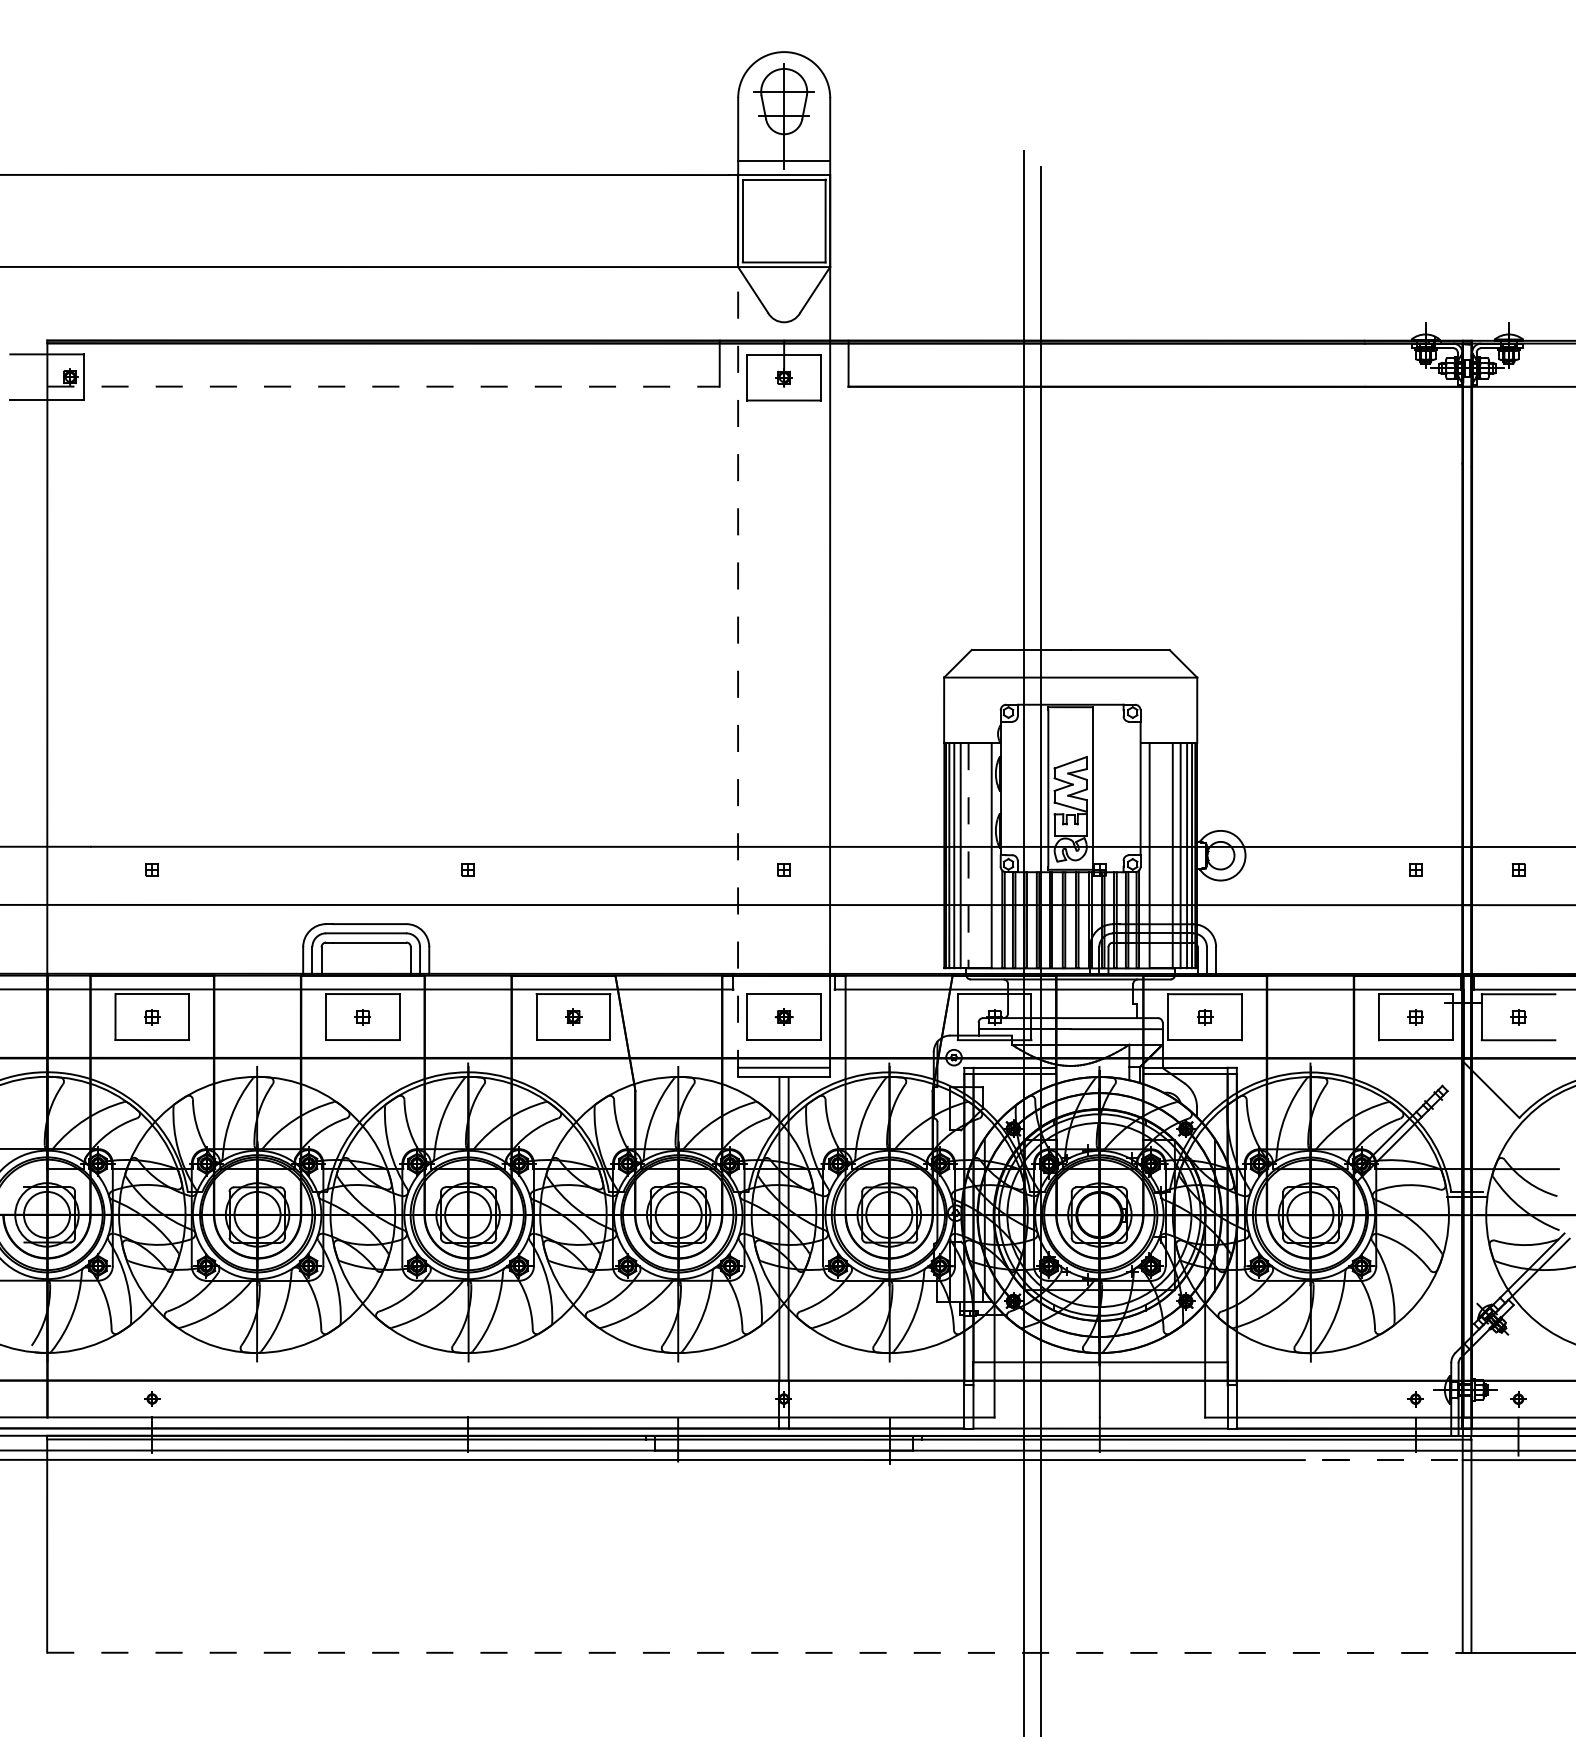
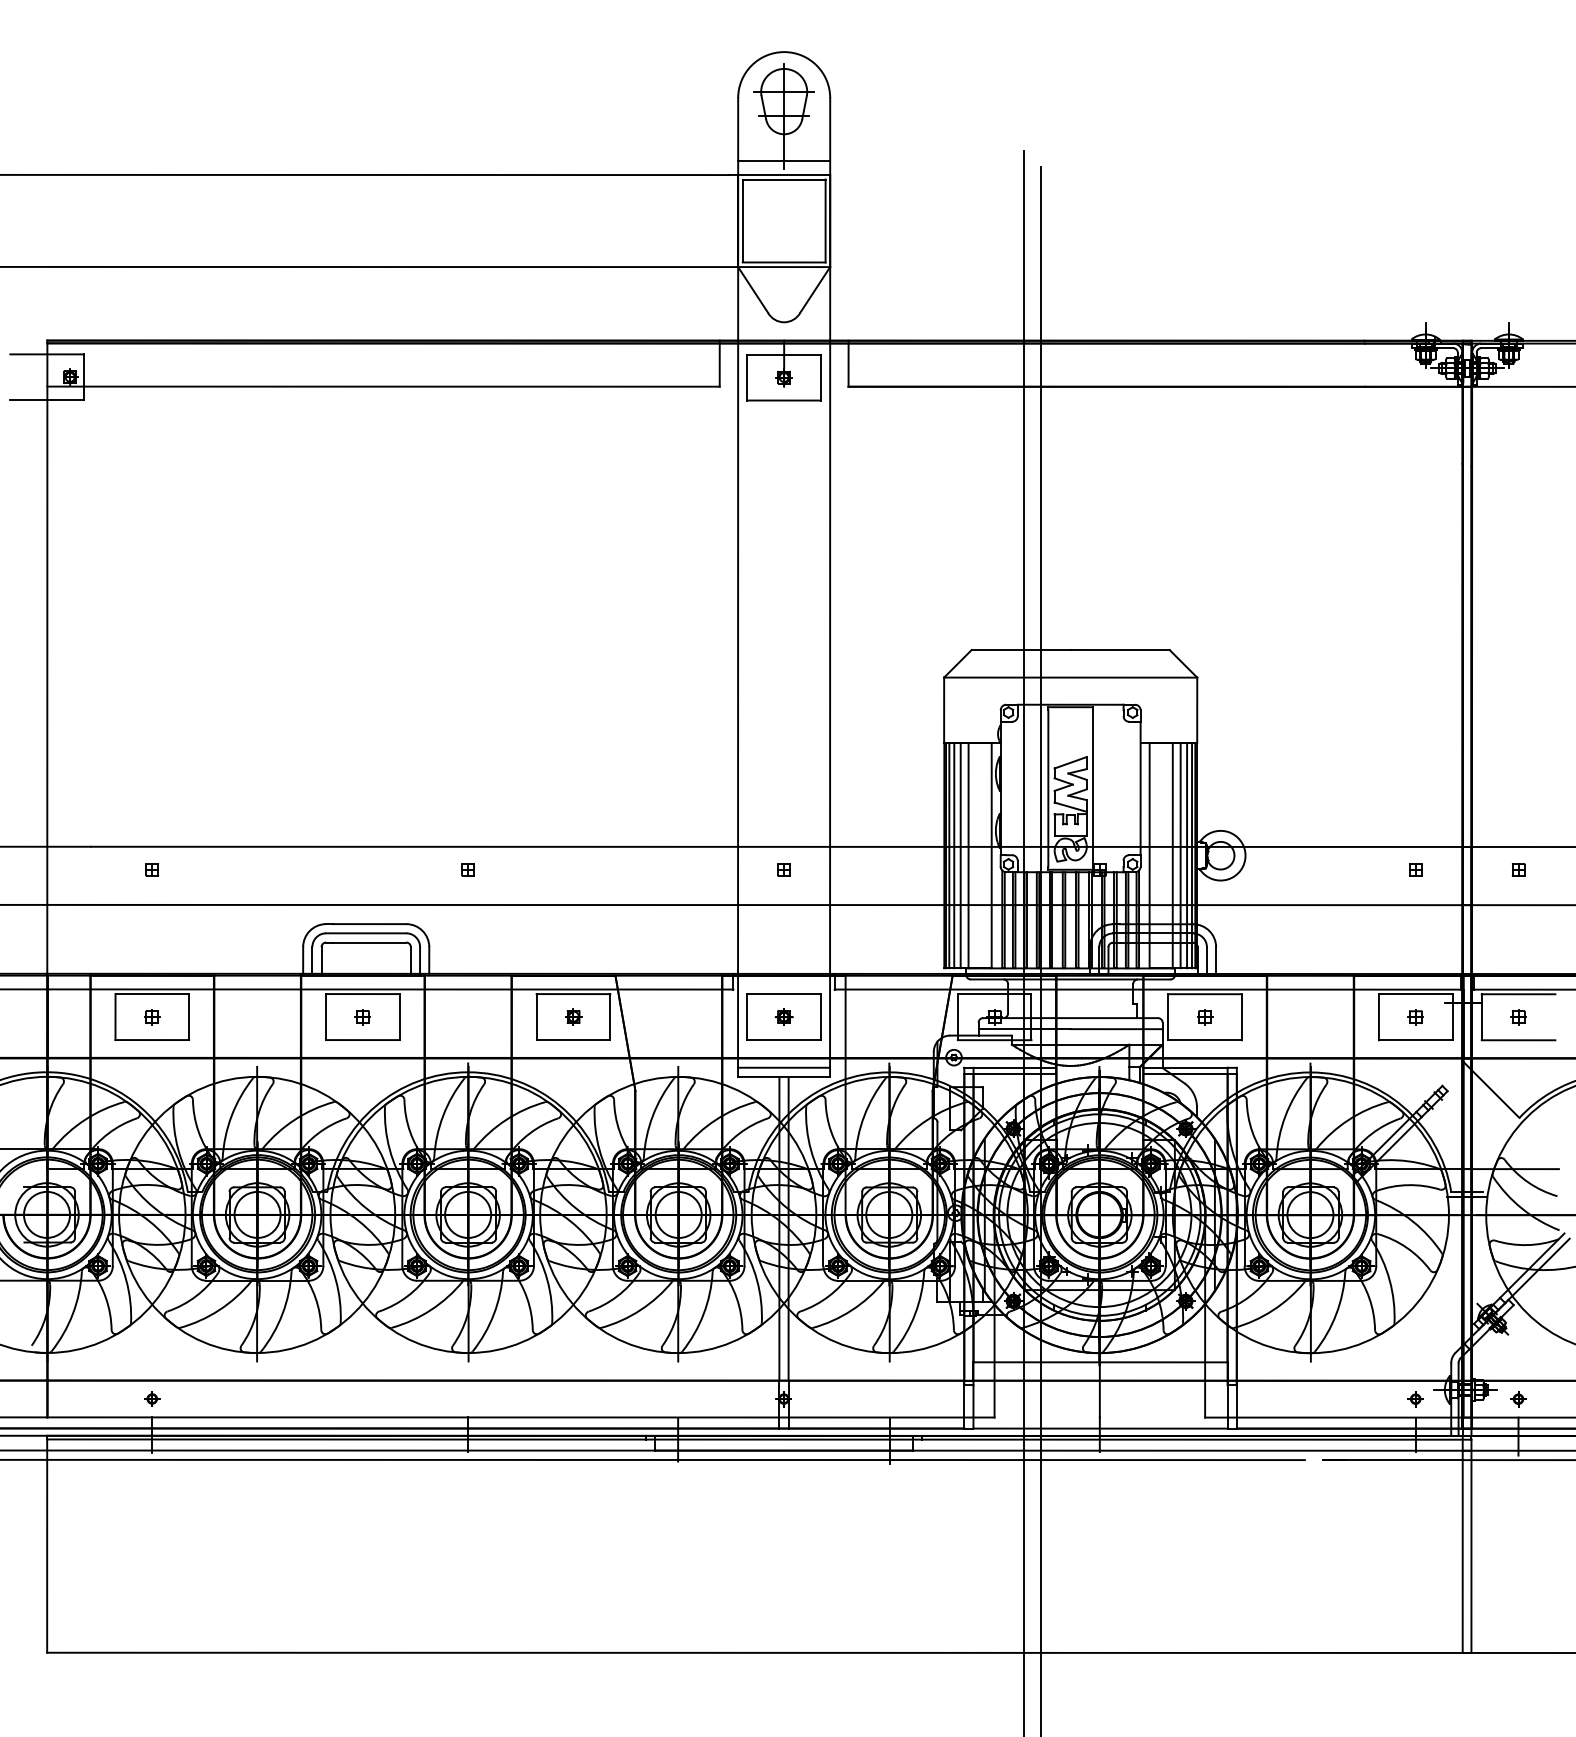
line: dashed -> solid (384, 386)
line: dashed -> solid (738, 672)
line: dashed -> solid (968, 855)
line: dashed -> solid (1392, 1460)
line: dashed -> solid (759, 1652)
